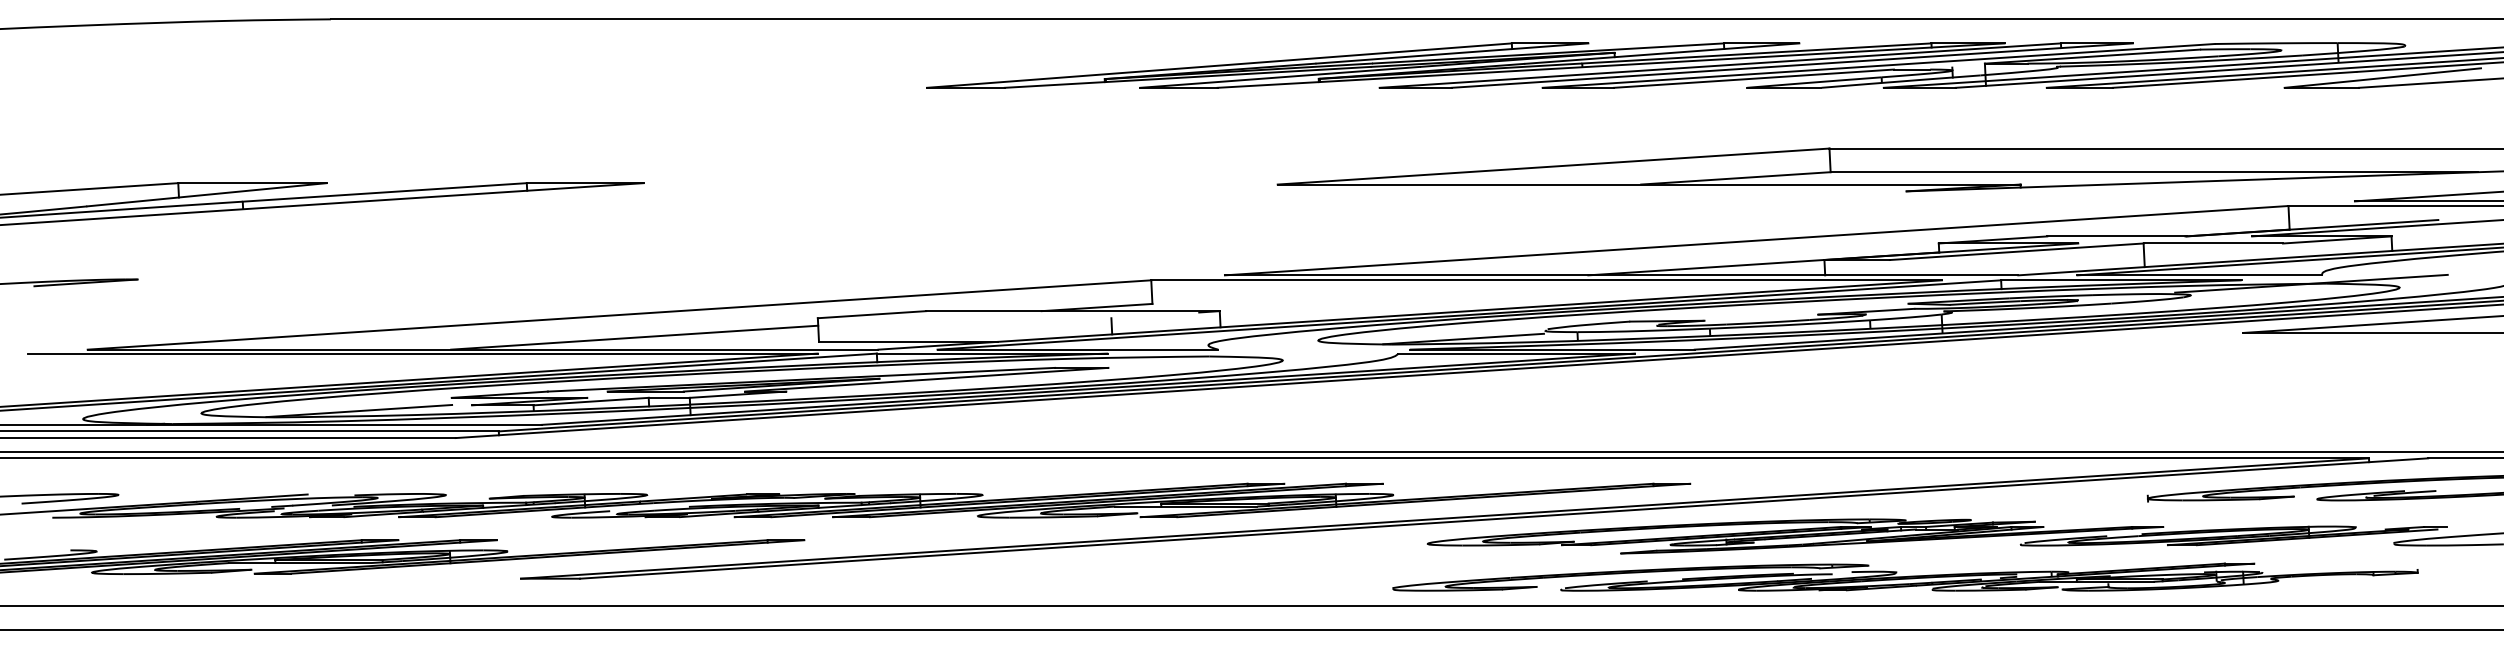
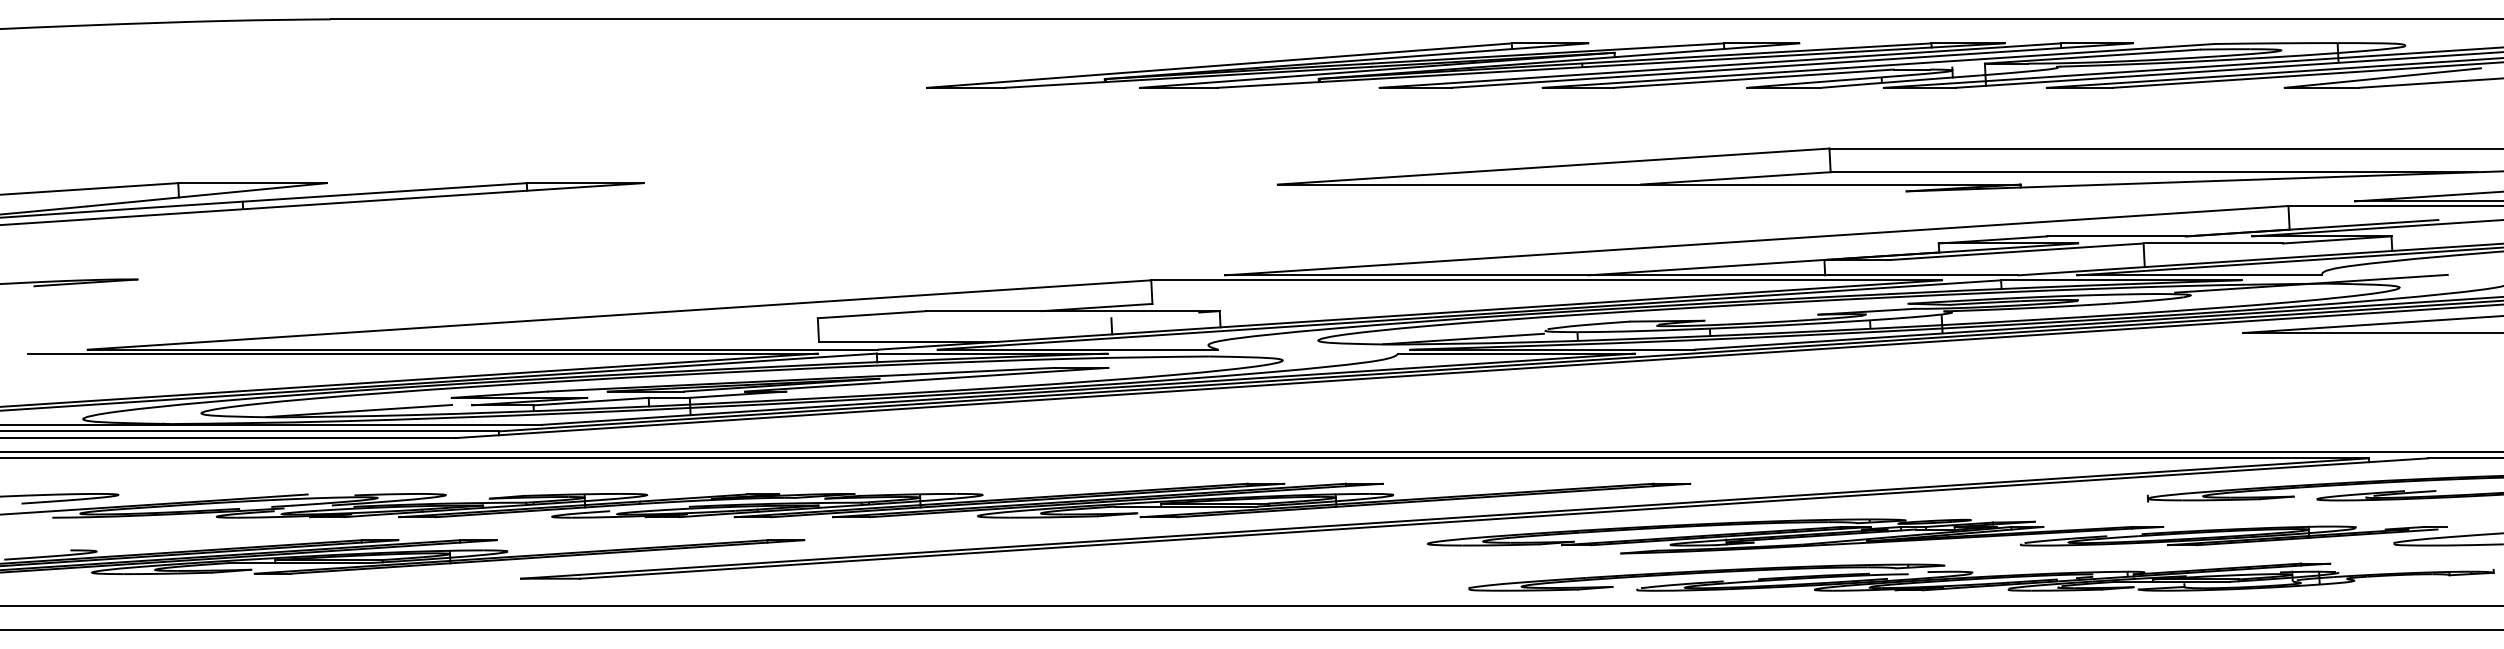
line: present -> none (634, 337)
part position: (1905, 576) -> (1981, 576) (1981, 576)
